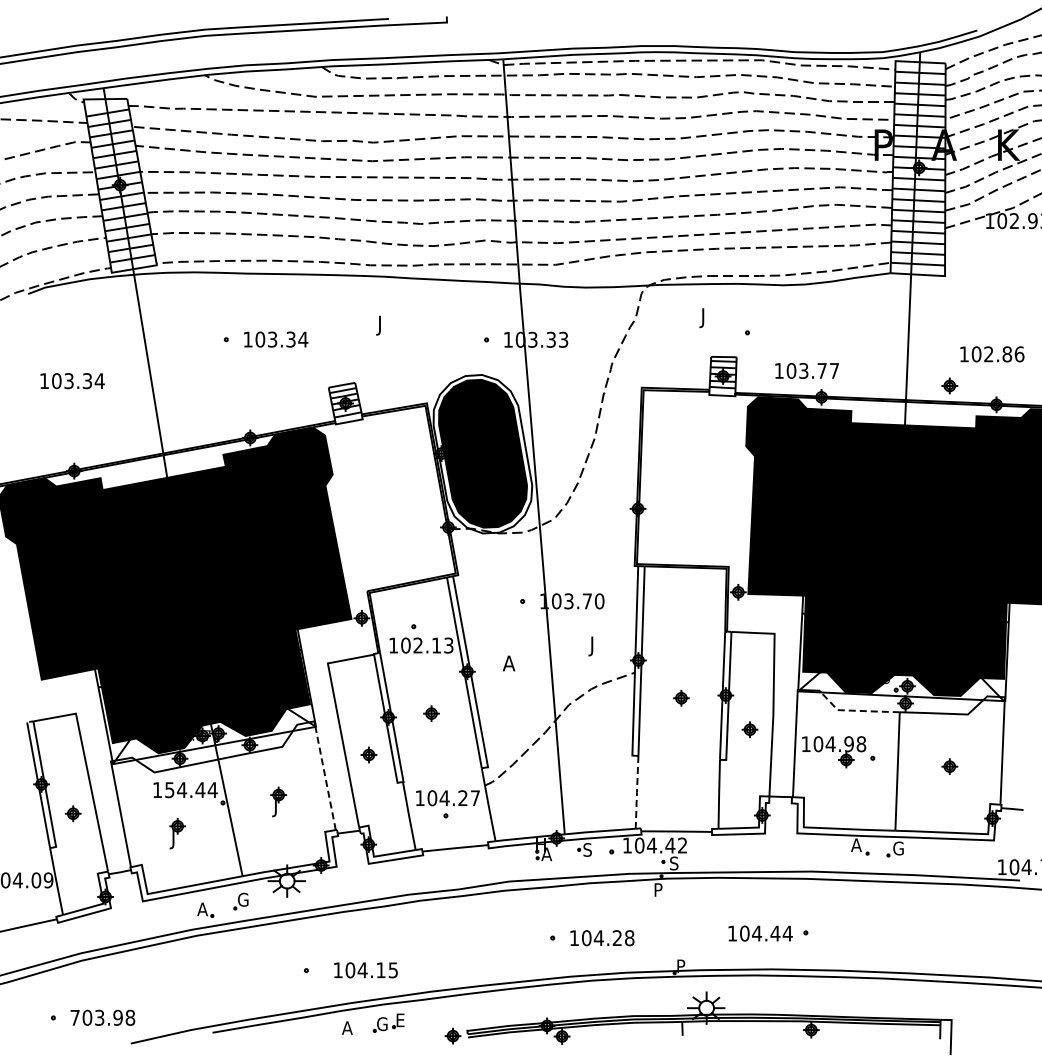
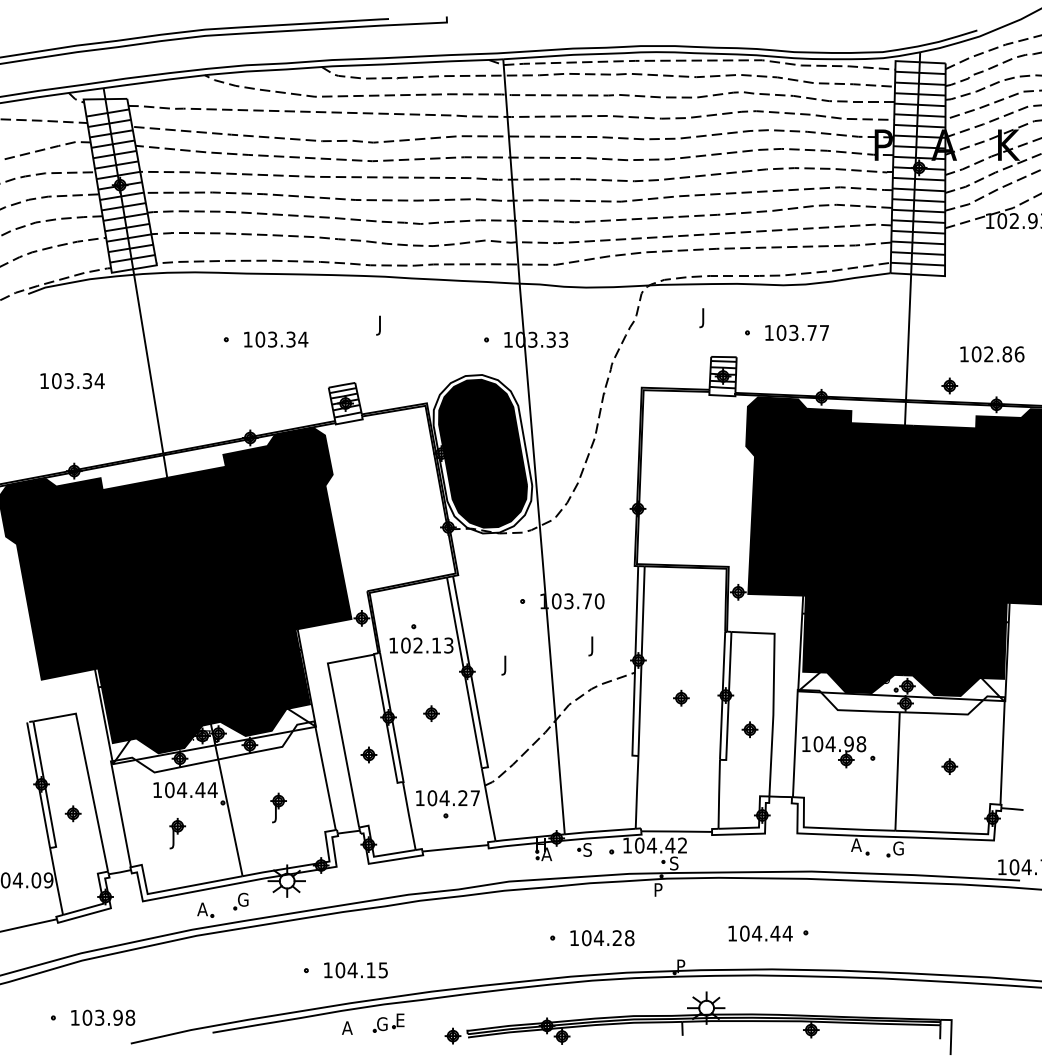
text position: (806, 370) -> (796, 332) (796, 332)
text: A -> J (508, 665)
line: dashed -> solid (856, 710)
line: dashed -> solid (325, 778)
text: 154.44 -> 104.44 (169, 790)
line: dashed -> solid (636, 792)
part position: (278, 801) -> (278, 807) (278, 807)
text position: (365, 970) -> (355, 970) (355, 970)
text: 703.98 -> 103.98 (74, 1017)
